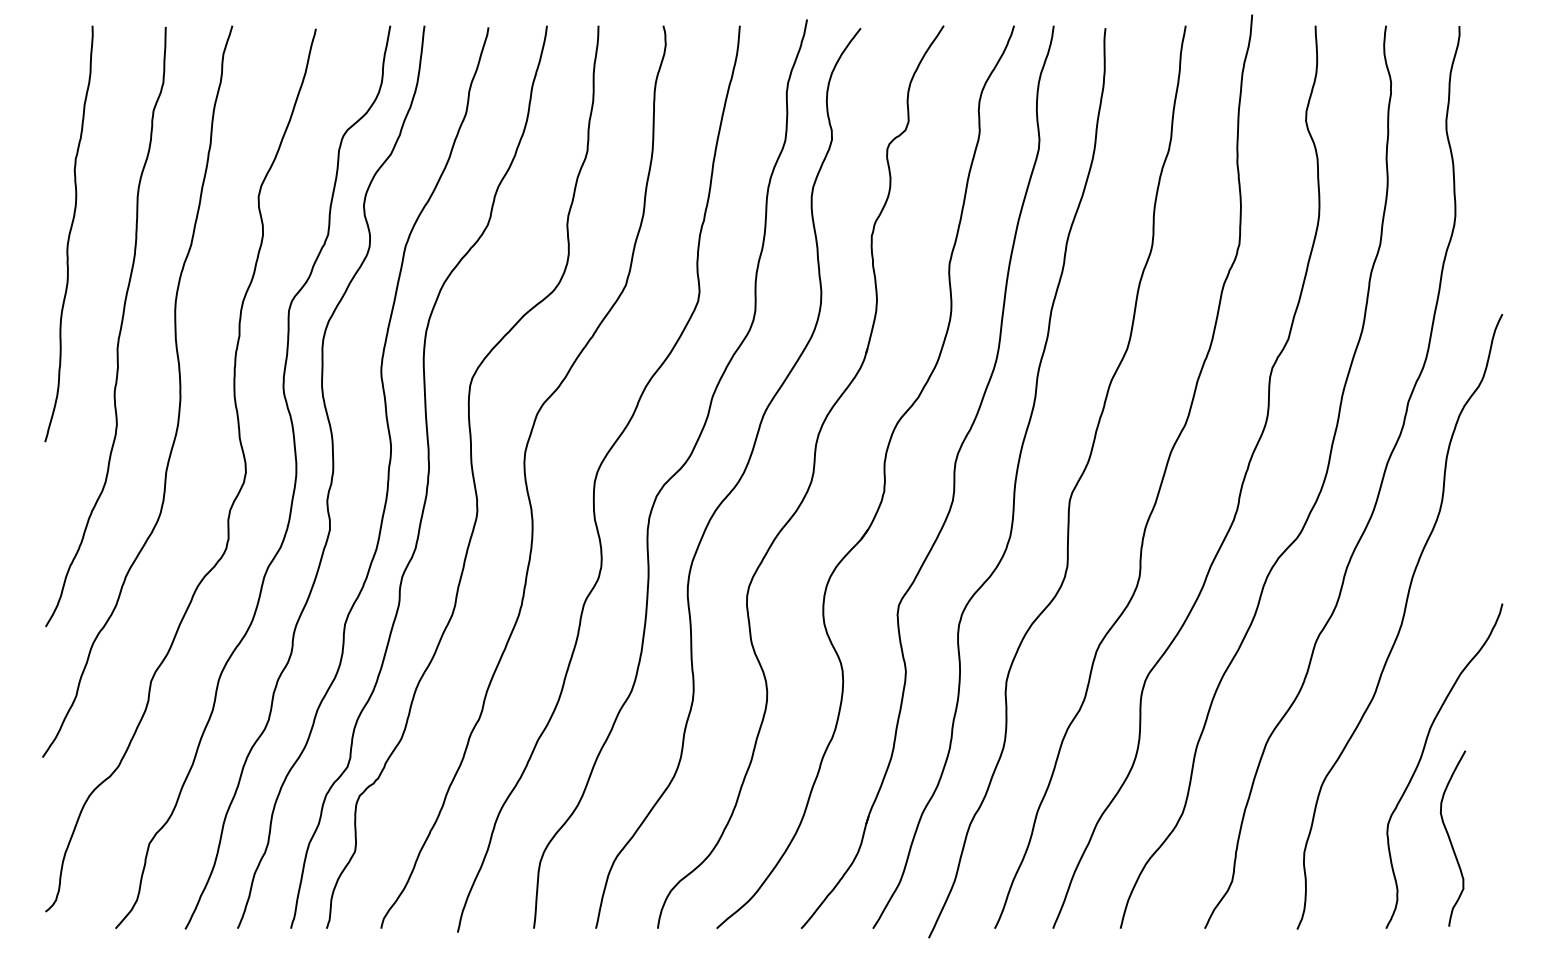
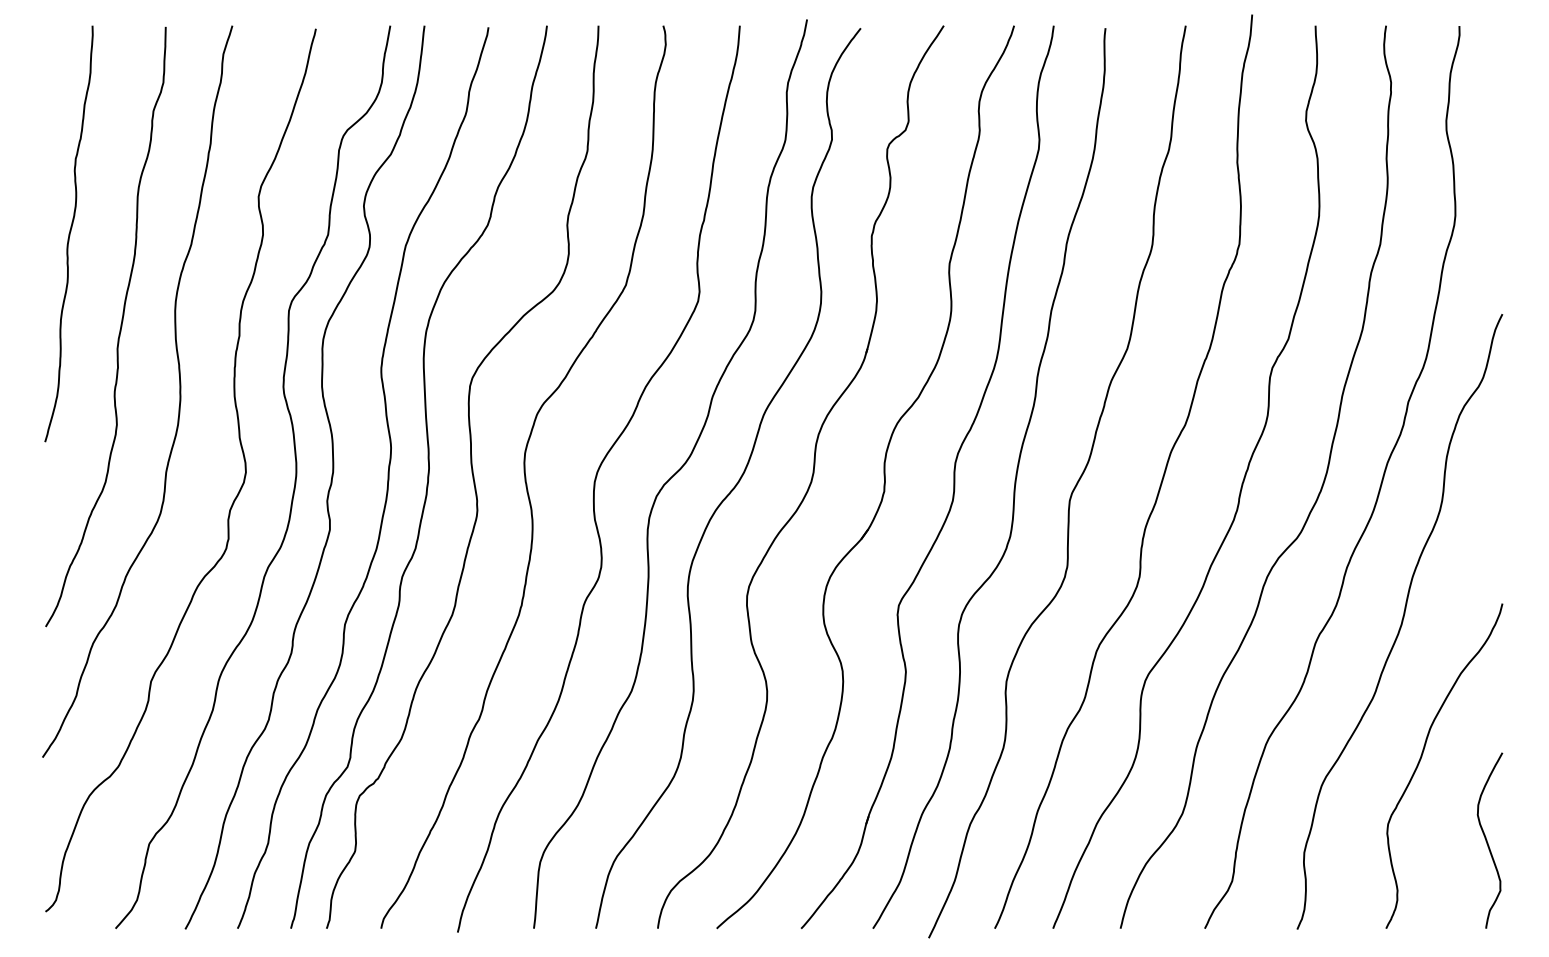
curve position: (1450, 838) -> (1487, 840) (1487, 840)
